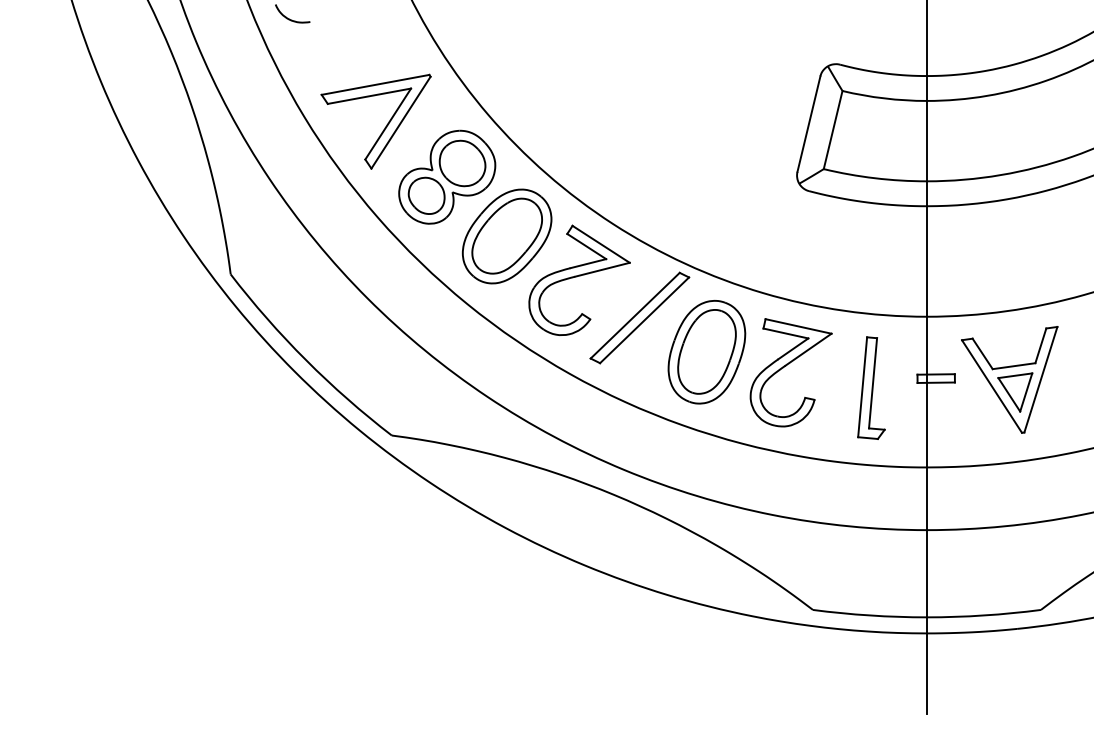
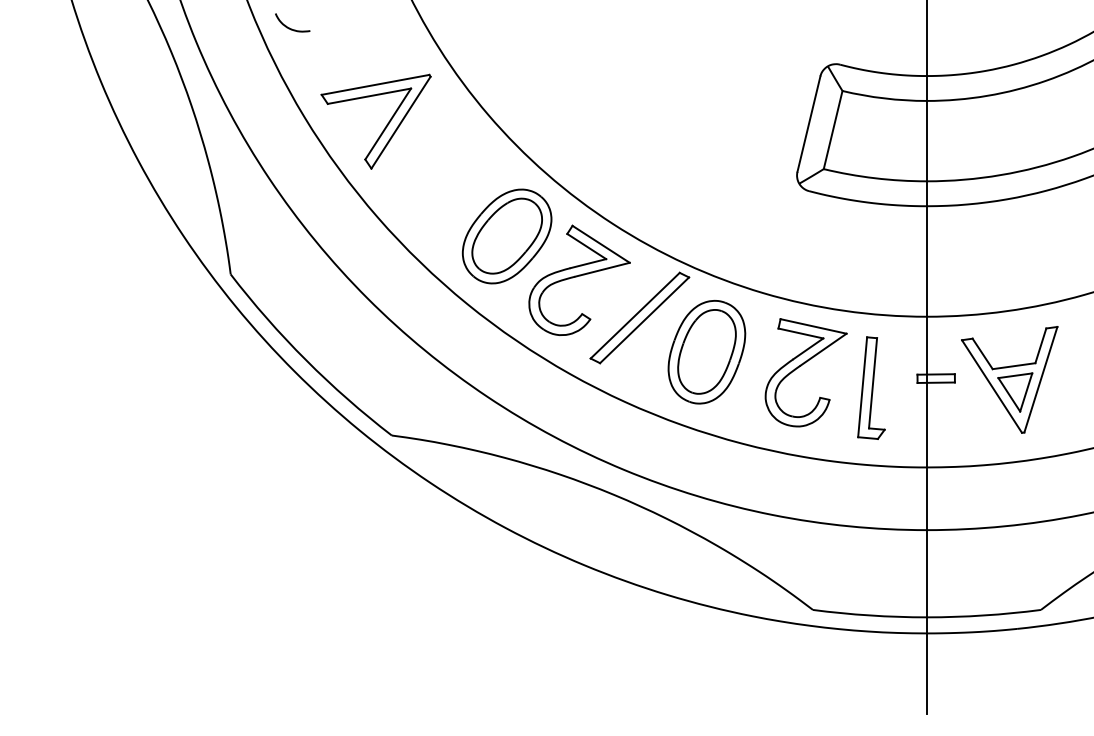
curve position: (289, 18) -> (289, 27) (289, 27)
part: present -> none (447, 176)
part position: (786, 366) -> (801, 366) (801, 366)
